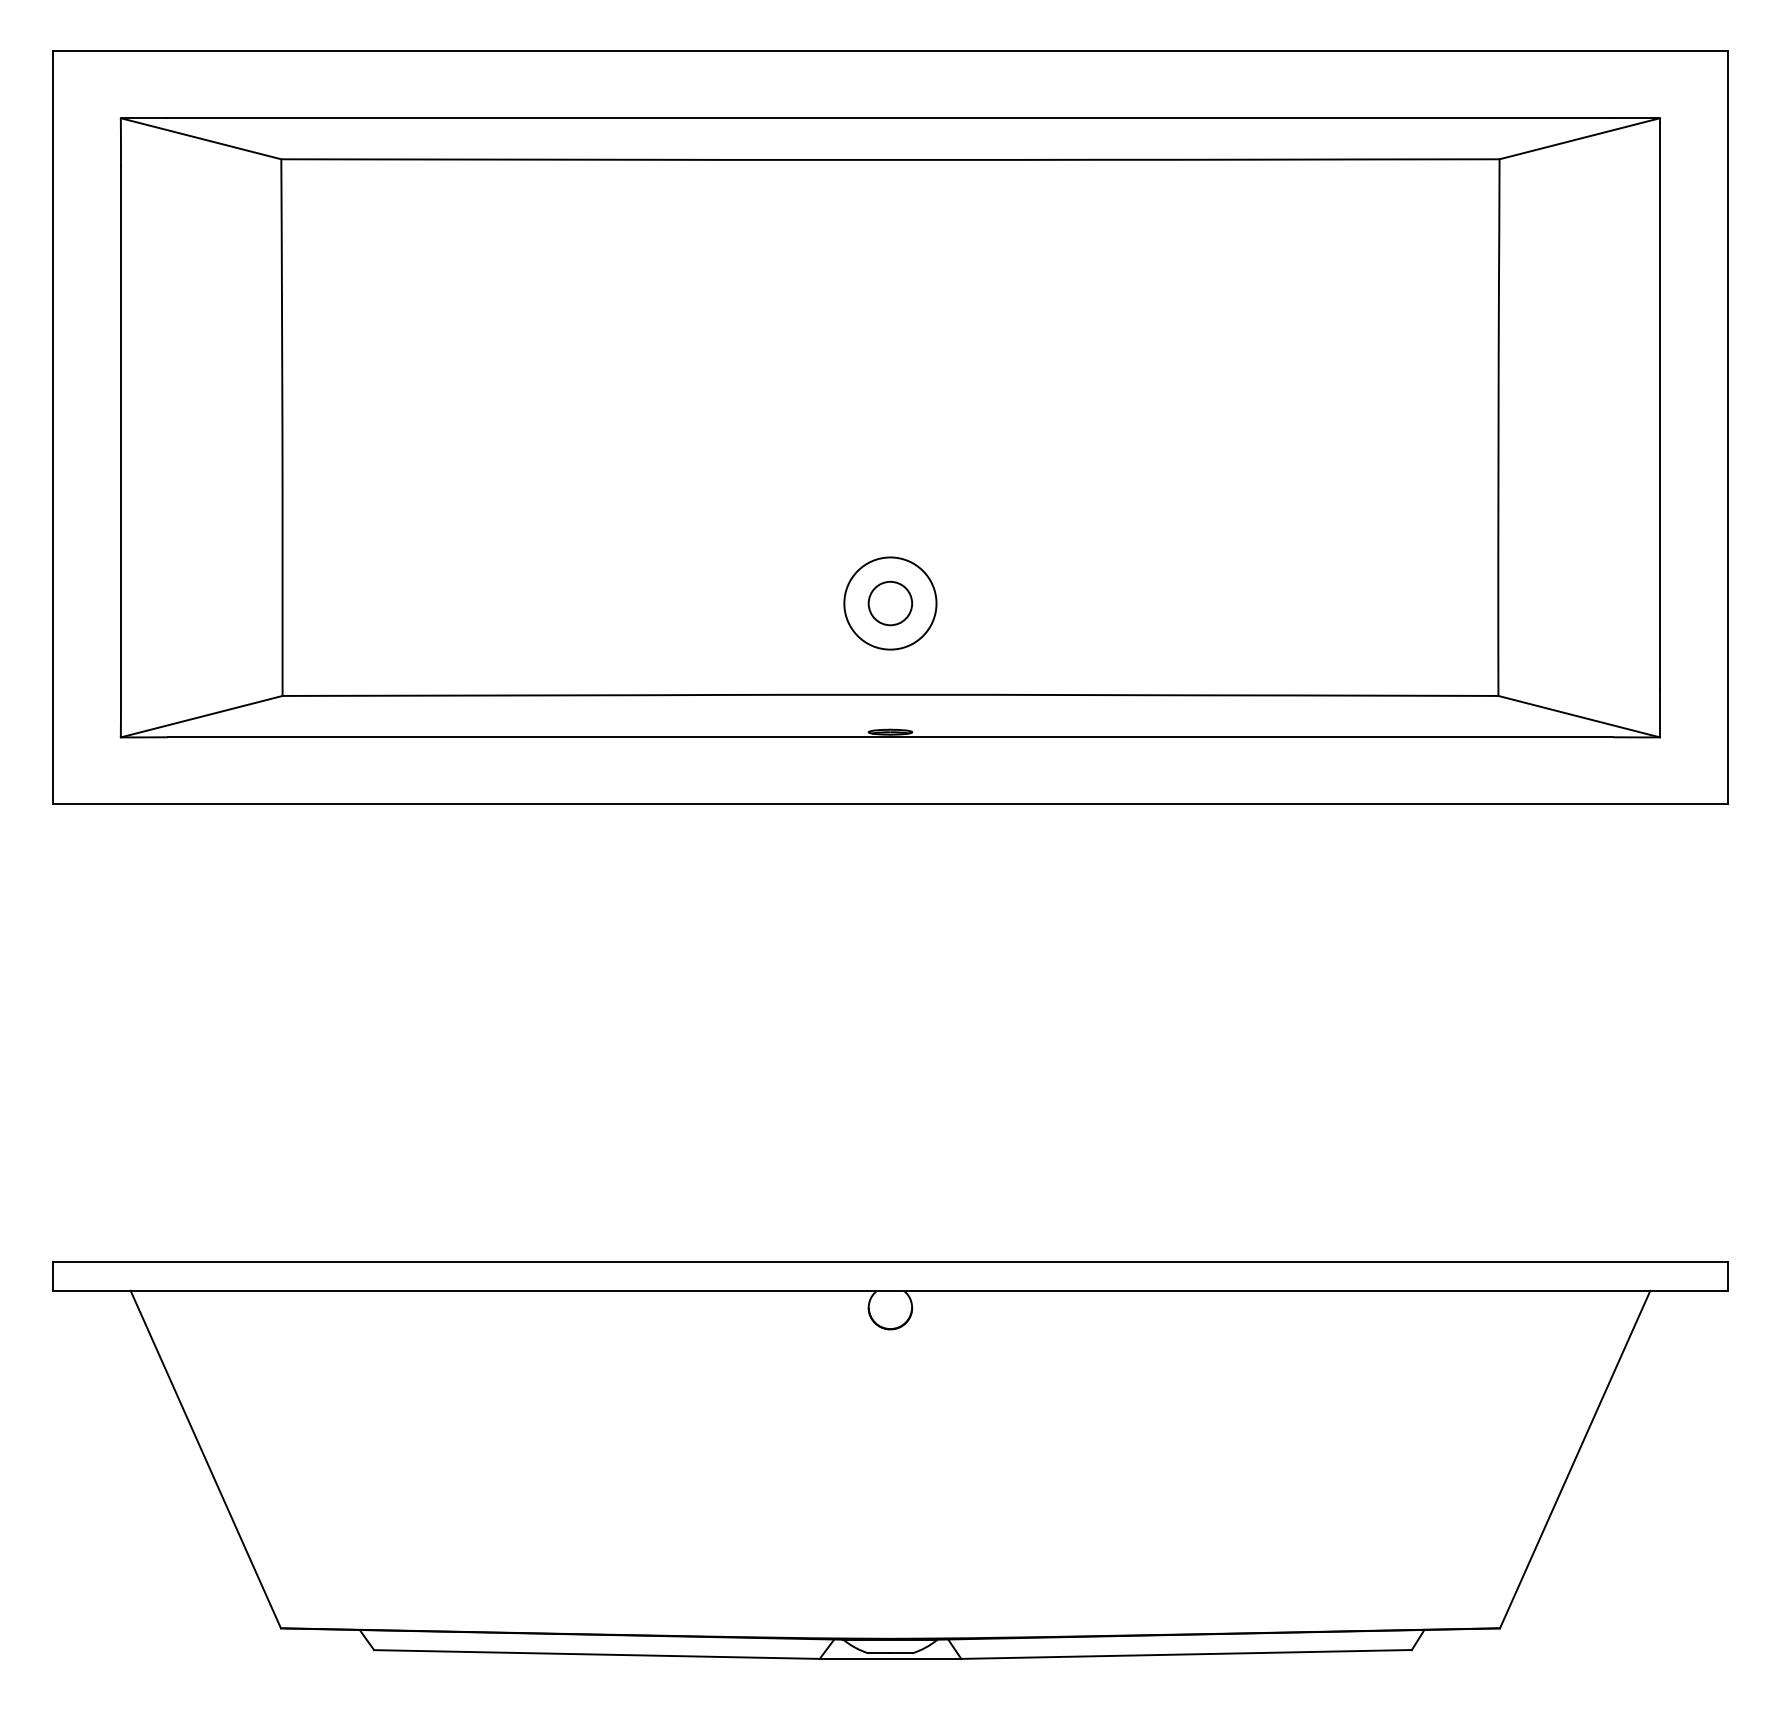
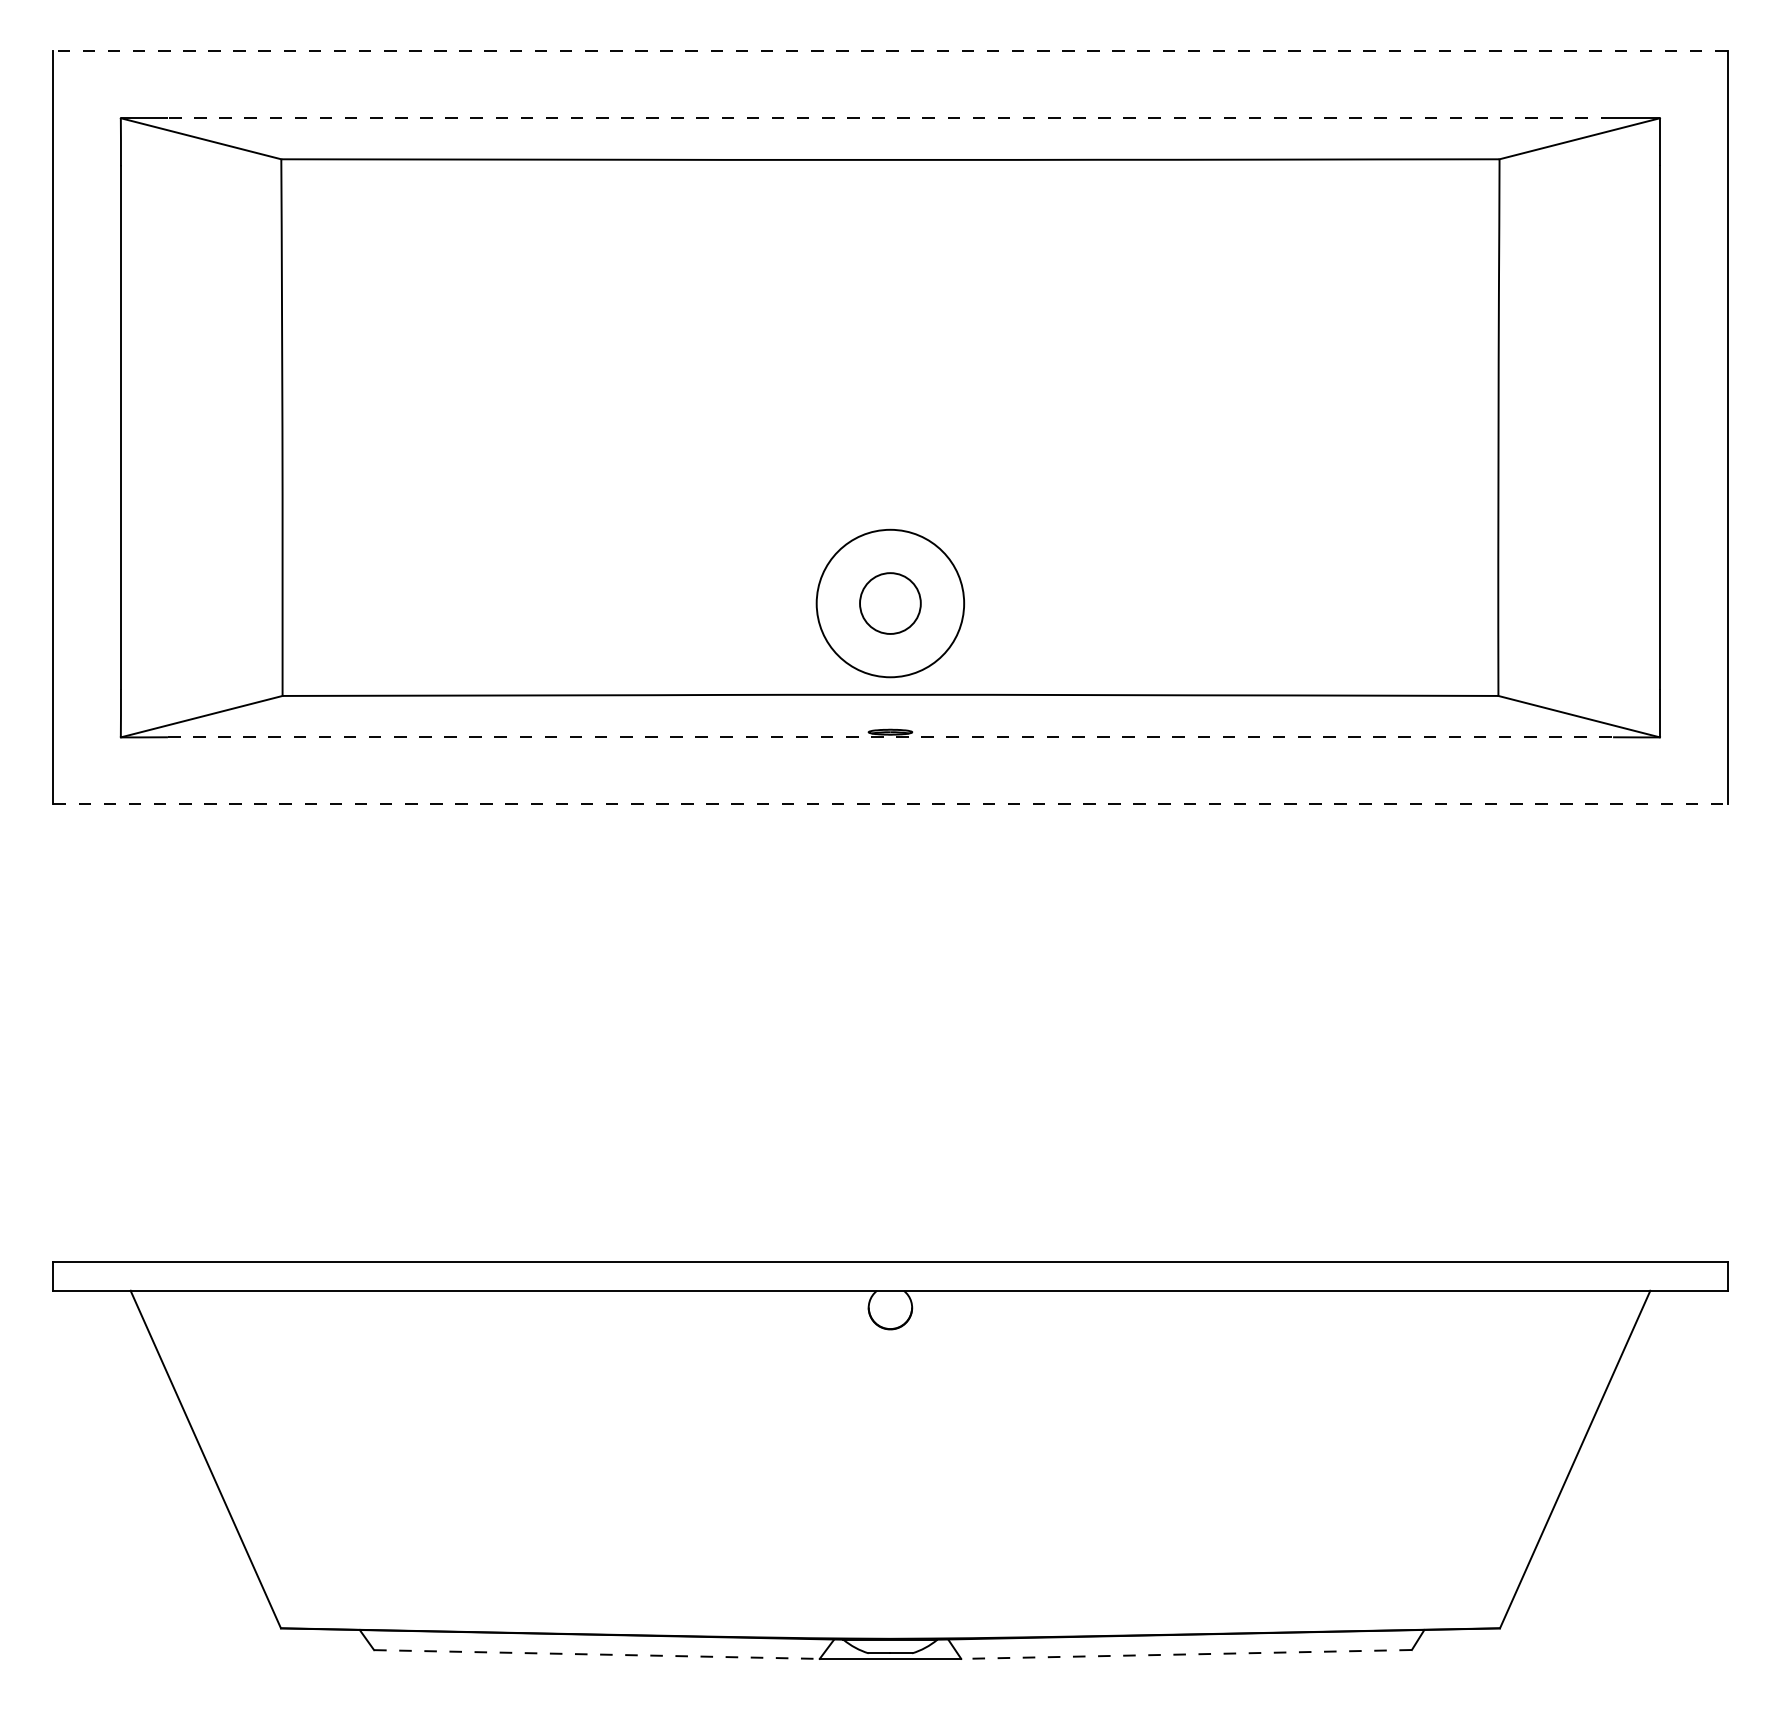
line: solid -> dashed (890, 51)
line: solid -> dashed (890, 118)
circle diameter: 43 px -> 61 px (890, 603)
circle diameter: 92 px -> 147 px (890, 603)
line: solid -> dashed (890, 737)
line: solid -> dashed (891, 804)
line: solid -> dashed (596, 1654)
line: solid -> dashed (1186, 1654)
